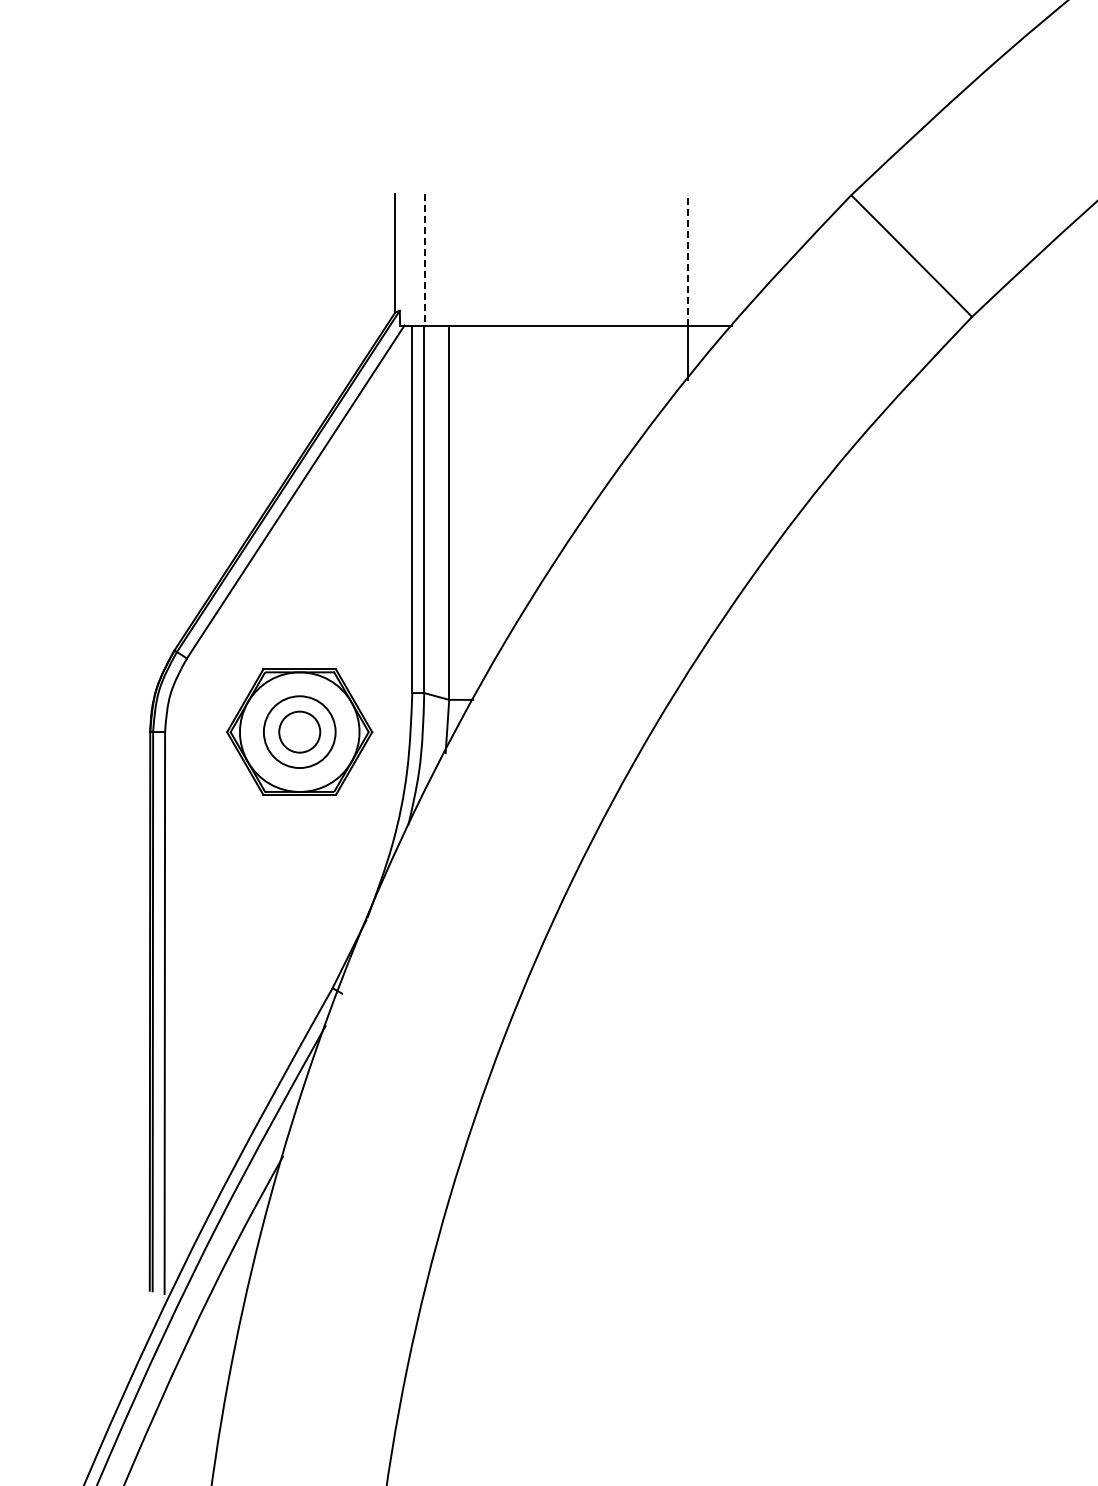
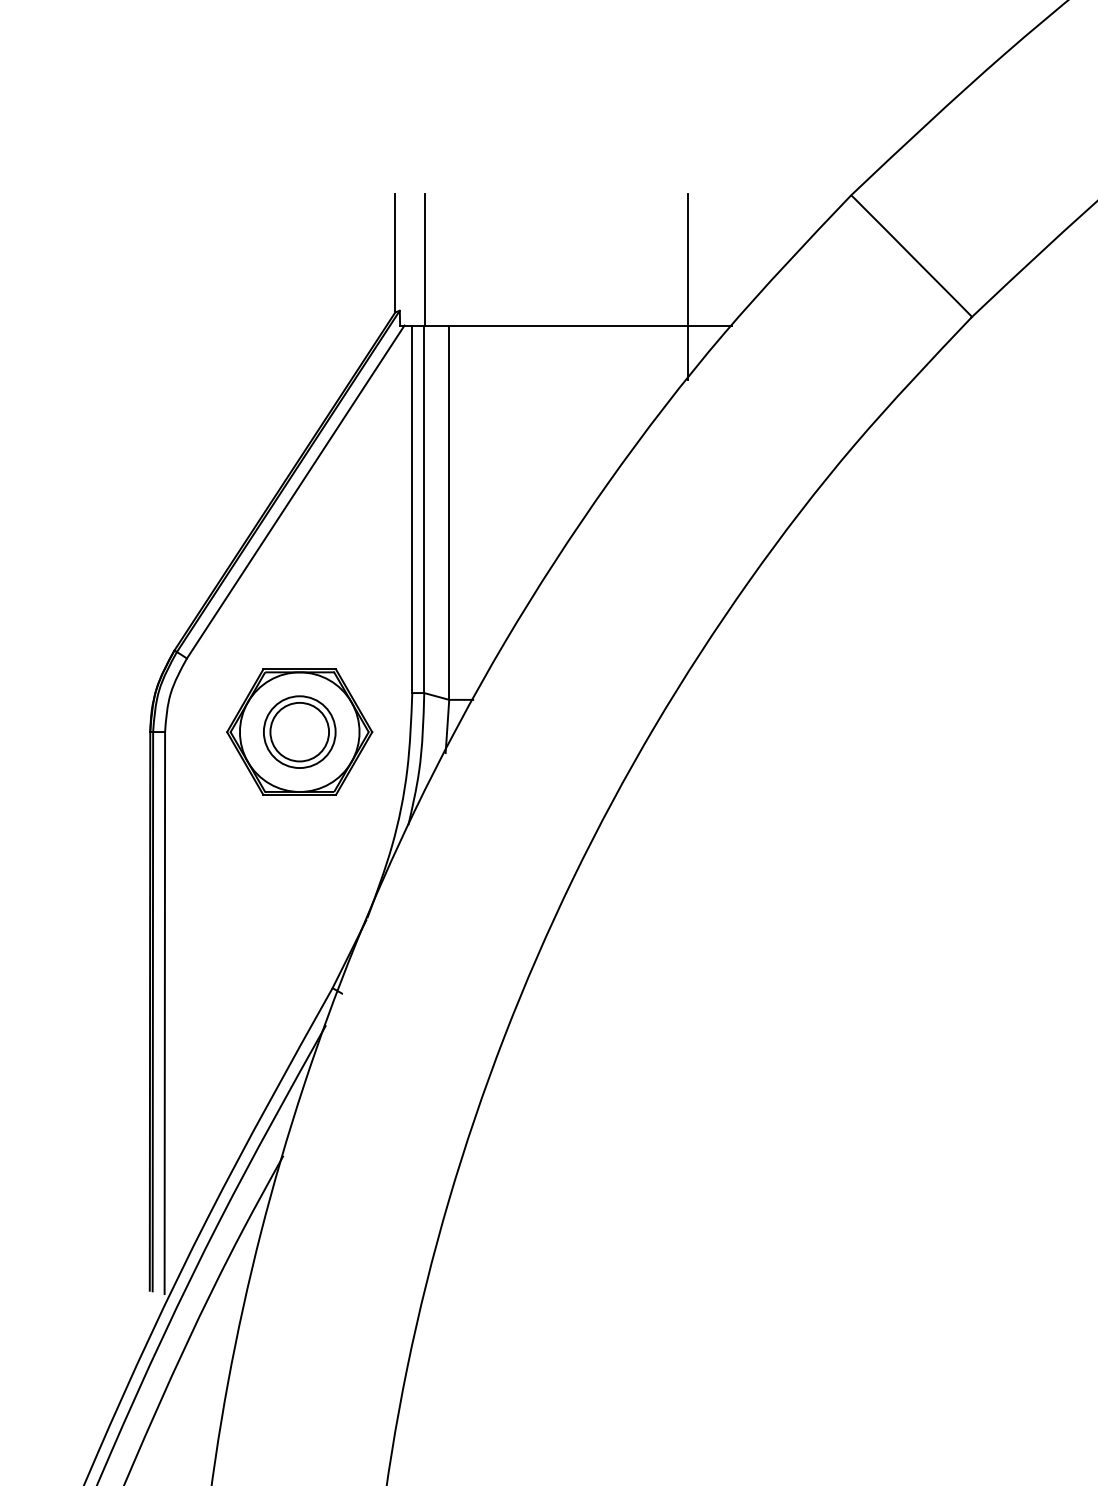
line: dashed -> solid (425, 259)
line: dashed -> solid (688, 259)
circle diameter: 41 px -> 59 px (299, 731)
